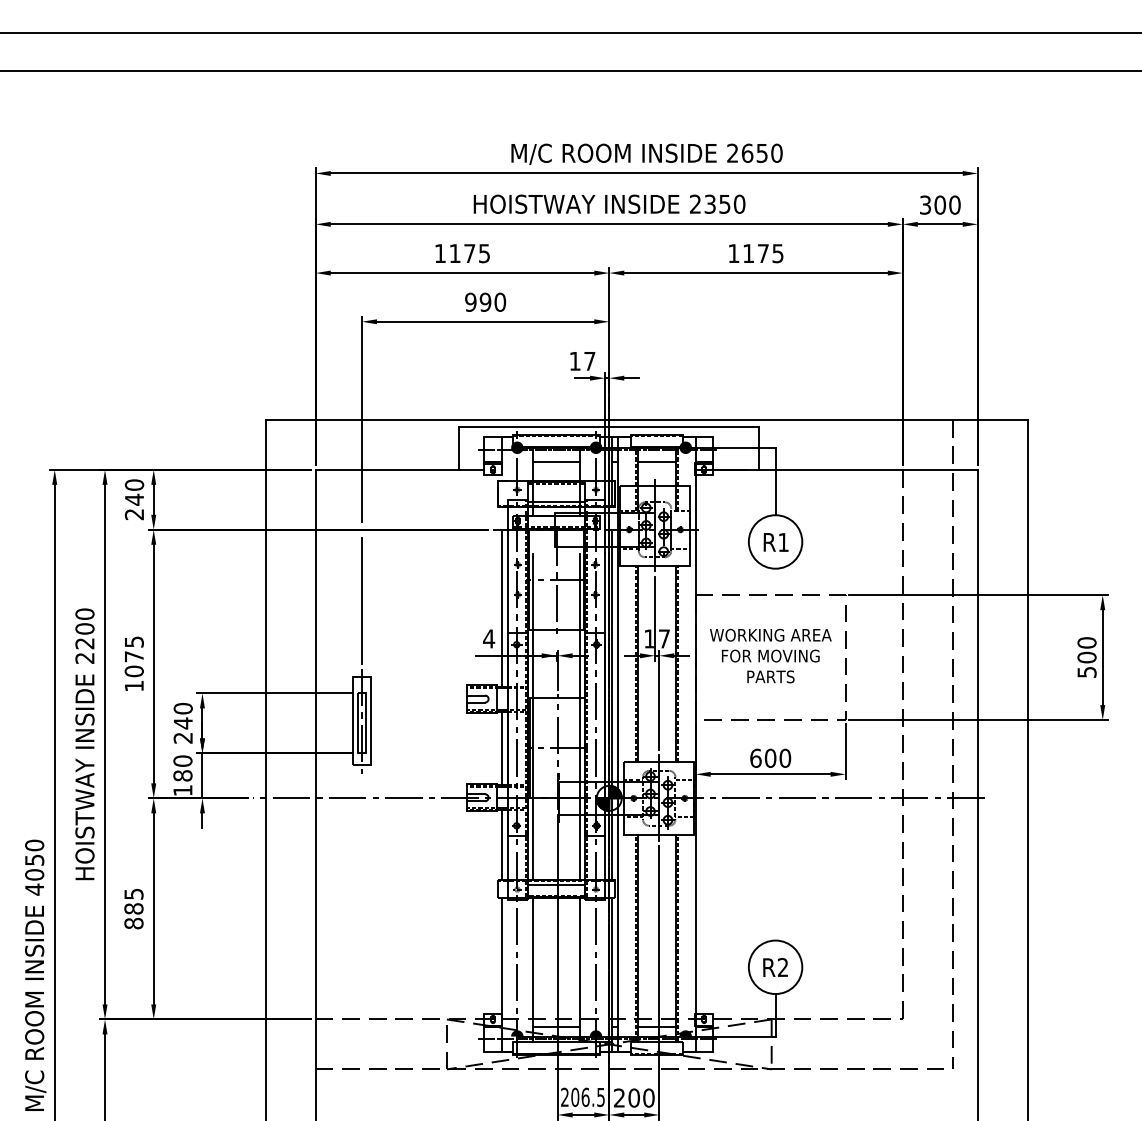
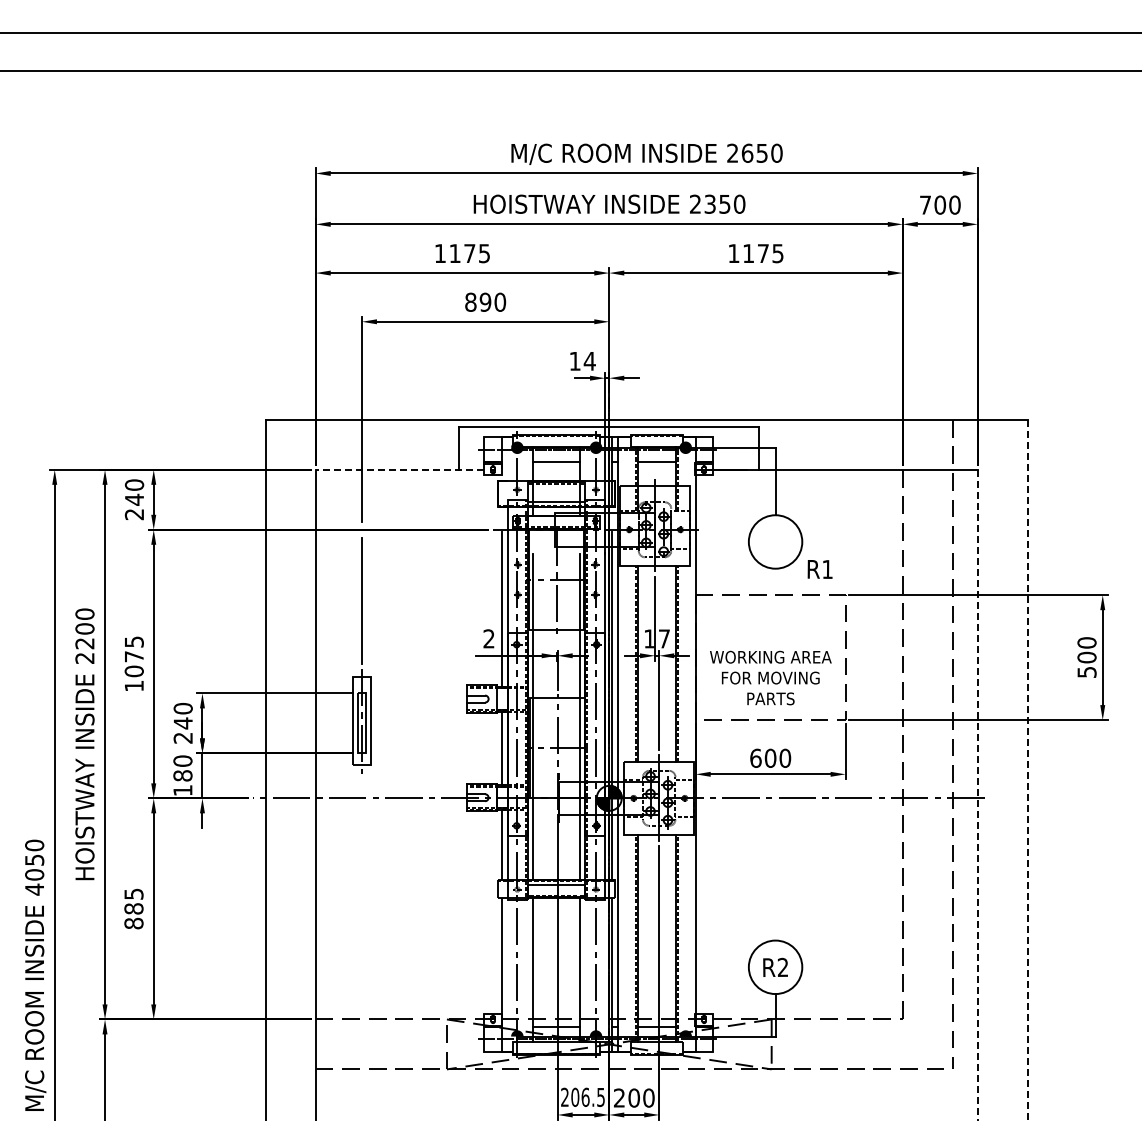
text: 300 -> 700 (925, 204)
text: 990 -> 890 (470, 301)
text: 17 -> 14 (589, 361)
line: solid -> dashed (399, 469)
text position: (775, 542) -> (819, 569) (819, 569)
text: 4 -> 2 (489, 638)
text position: (770, 655) -> (770, 677) (770, 677)
line: solid -> dashed (1027, 770)
line: solid -> dashed (977, 795)
